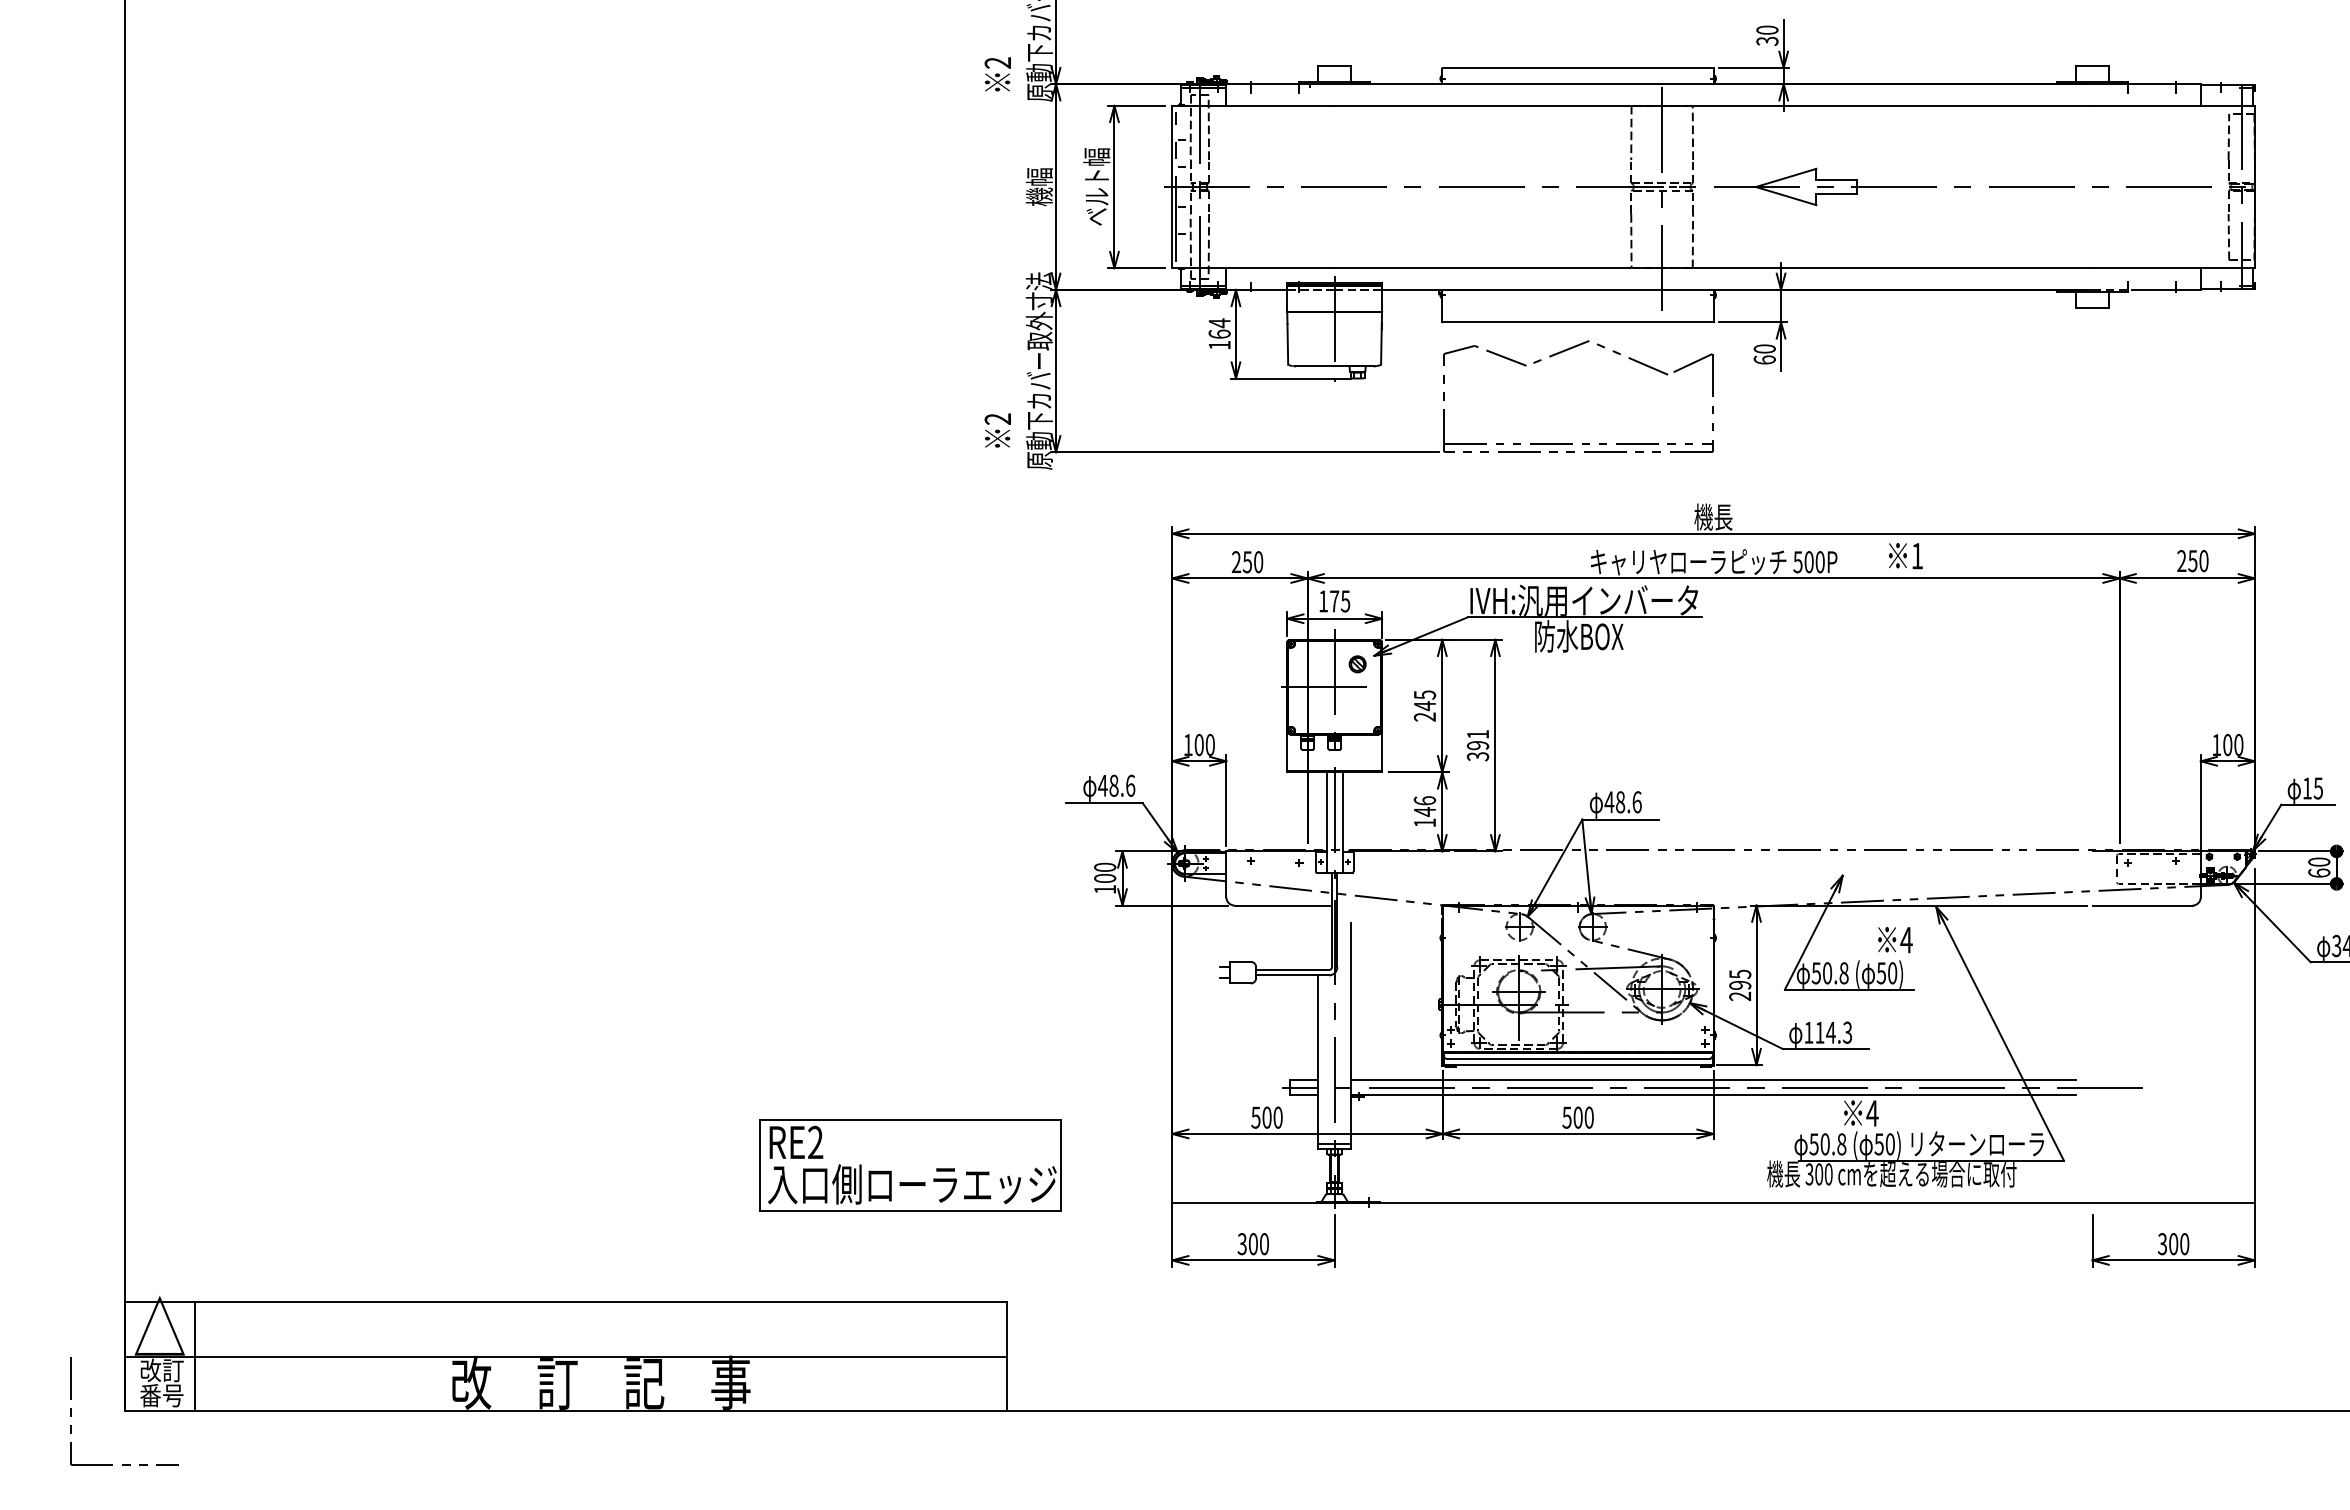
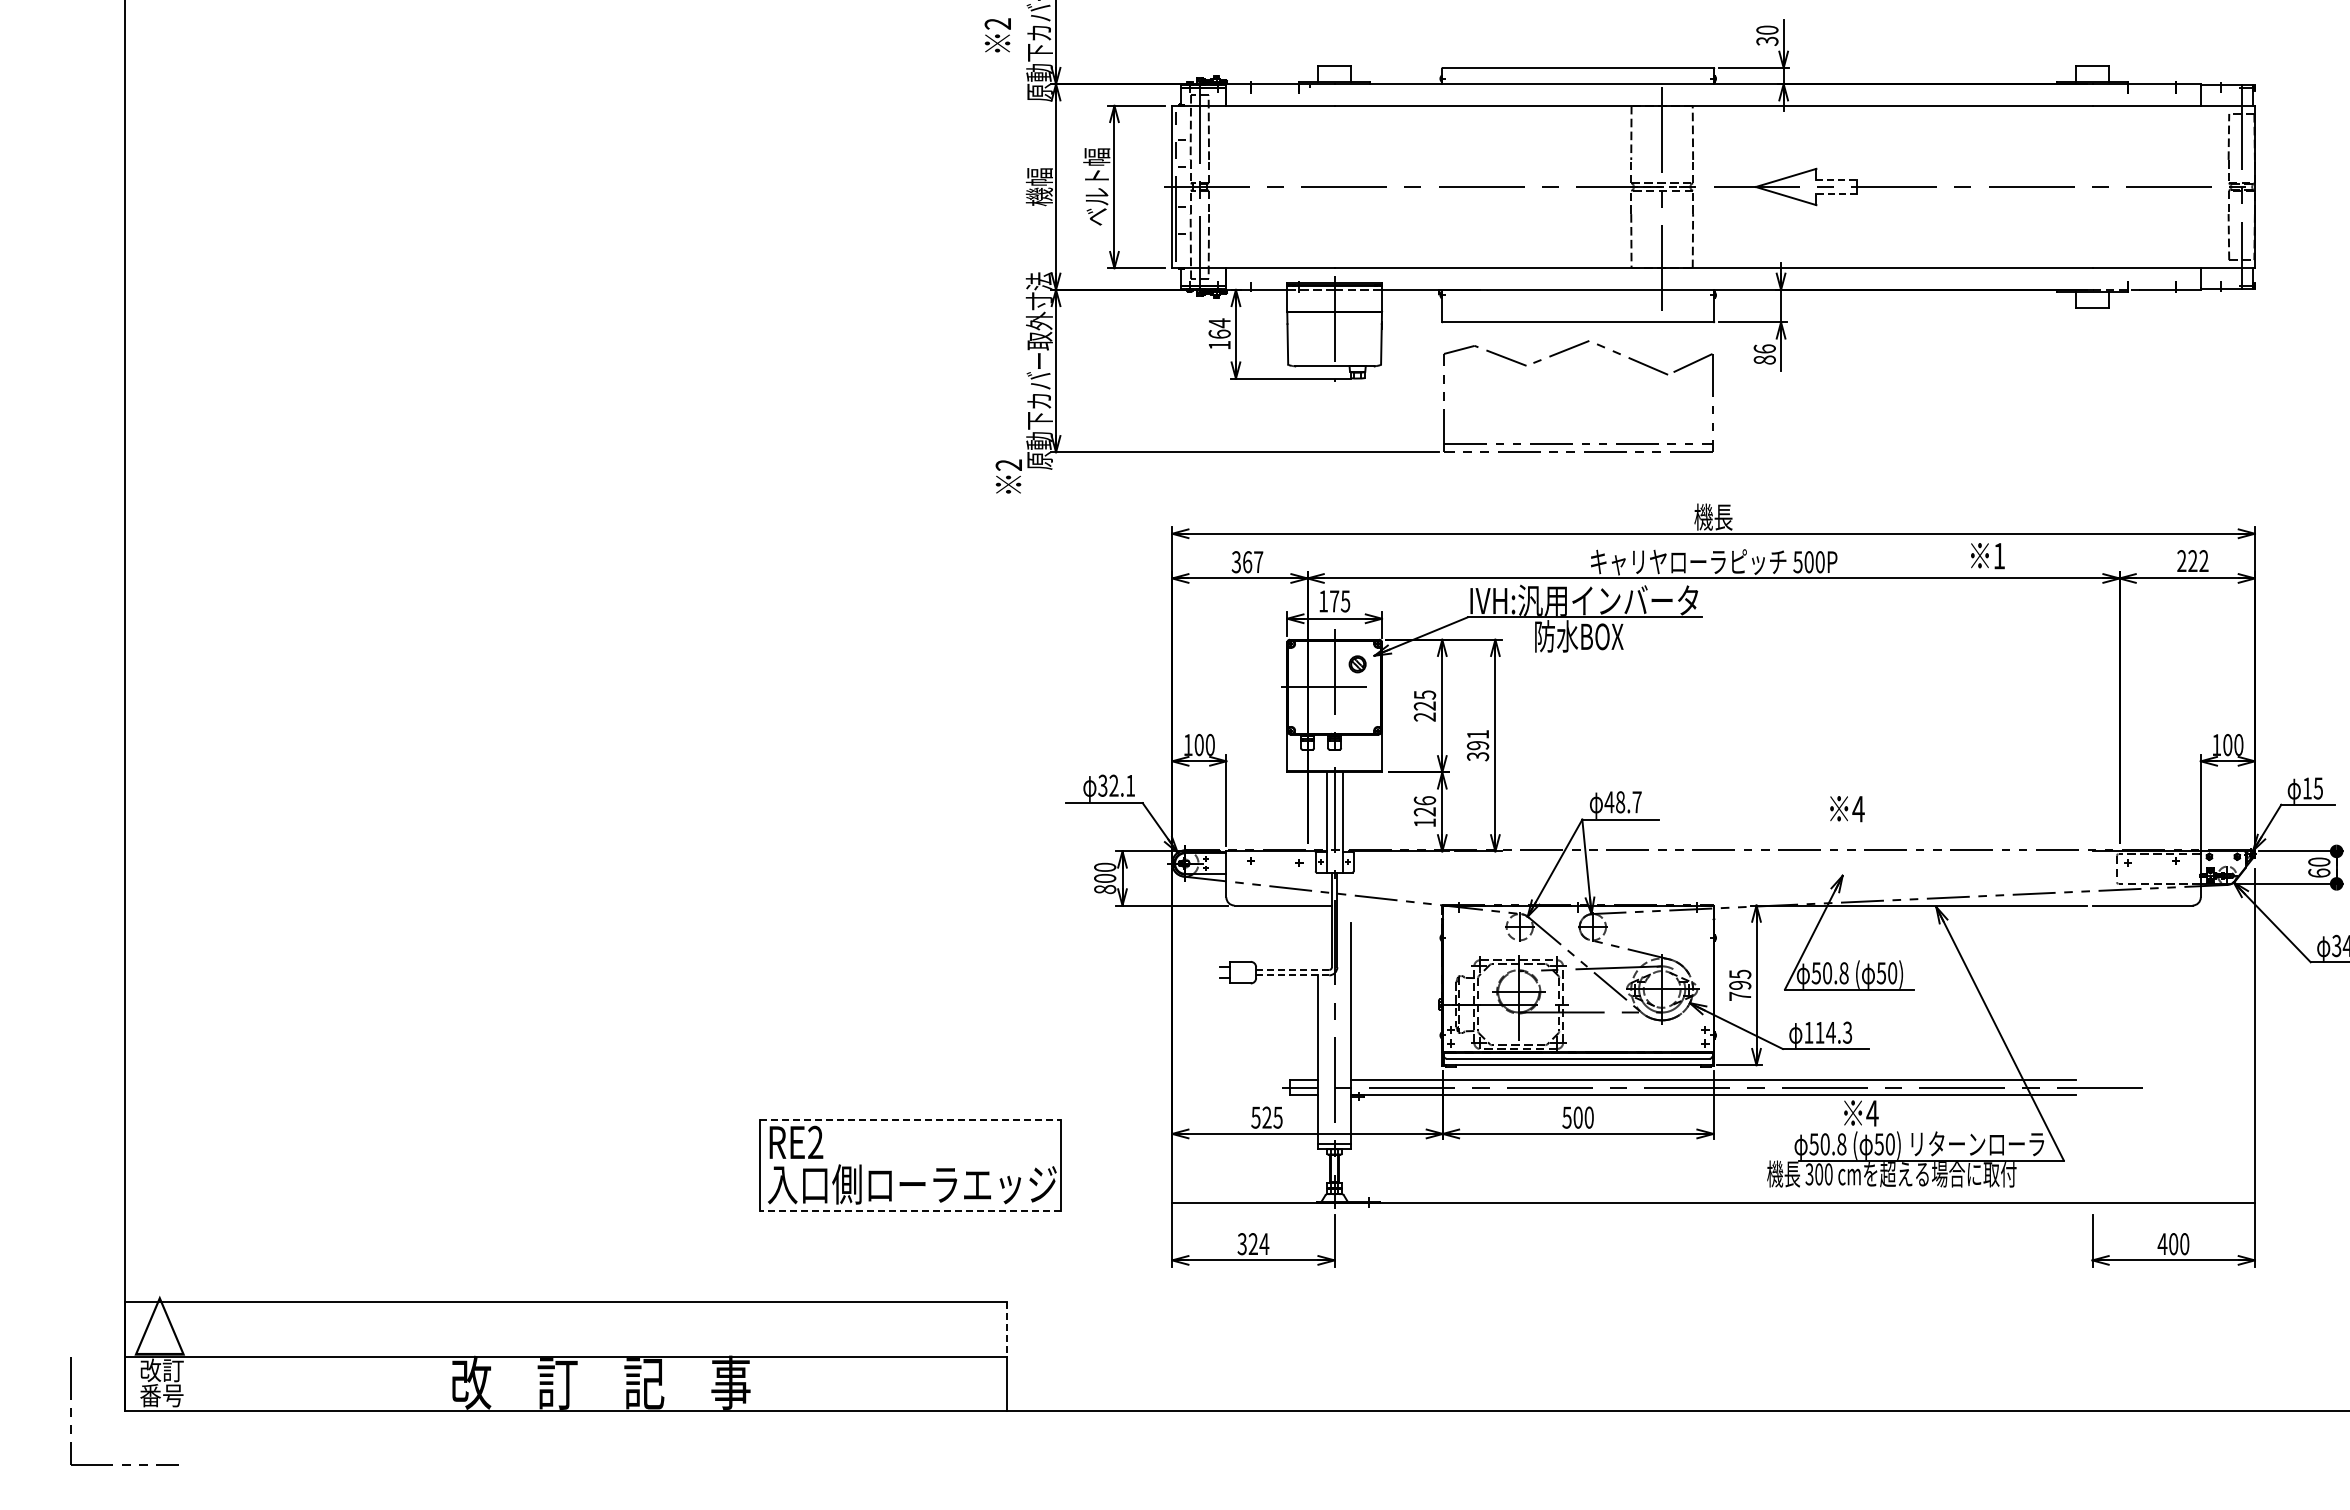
text position: (997, 74) -> (997, 35) (997, 35)
line: solid -> dashed (1837, 179)
line: solid -> dashed (1836, 194)
text: 60 -> 86 (1764, 354)
text position: (997, 430) -> (1008, 476) (1008, 476)
text position: (1905, 556) -> (1987, 556) (1987, 556)
text: 250 -> 222 (2198, 561)
text: 250 -> 367 (1247, 562)
text: 245 -> 225 (1424, 706)
text: 48.6 -> 32.1 (1116, 785)
text: 48.6 -> 48.7 (1636, 802)
text: 146 -> 126 (1424, 811)
text: 100 -> 800 (1105, 889)
text position: (1895, 940) -> (1847, 809) (1847, 809)
line: solid -> dashed (1292, 969)
line: solid -> dashed (1292, 975)
text: 295 -> 795 (1740, 996)
text: 500 -> 525 (1272, 1117)
line: solid -> dashed (910, 1119)
line: solid -> dashed (910, 1210)
text: 300 -> 324 (1258, 1244)
text: 300 -> 400 (2162, 1244)
line: solid -> dashed (1007, 1329)
line: present -> none (195, 1356)
